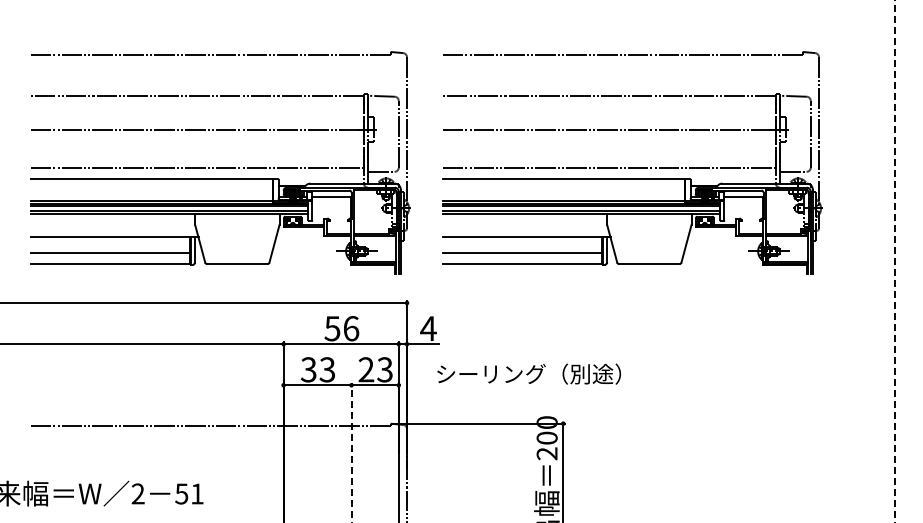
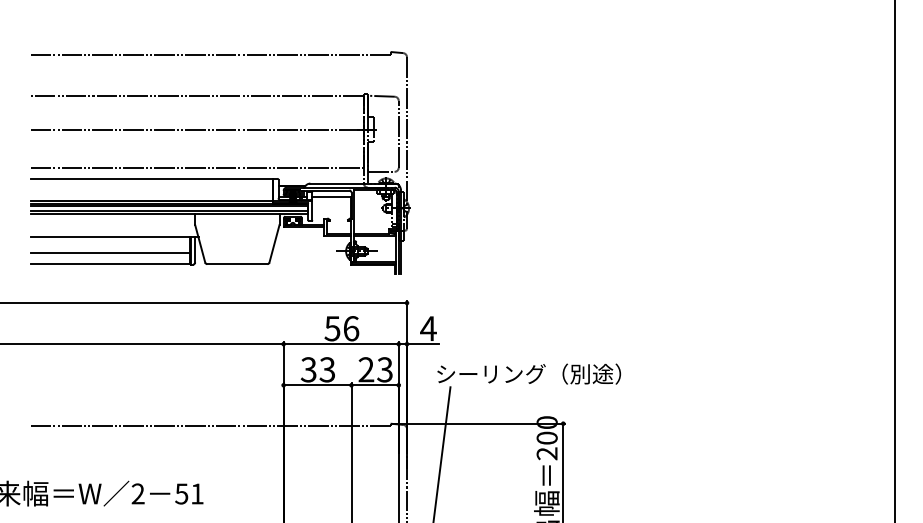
part: present -> none (632, 162)
line: dashed -> solid (895, 261)
line: dashed -> solid (351, 452)
line: none -> present (441, 453)
